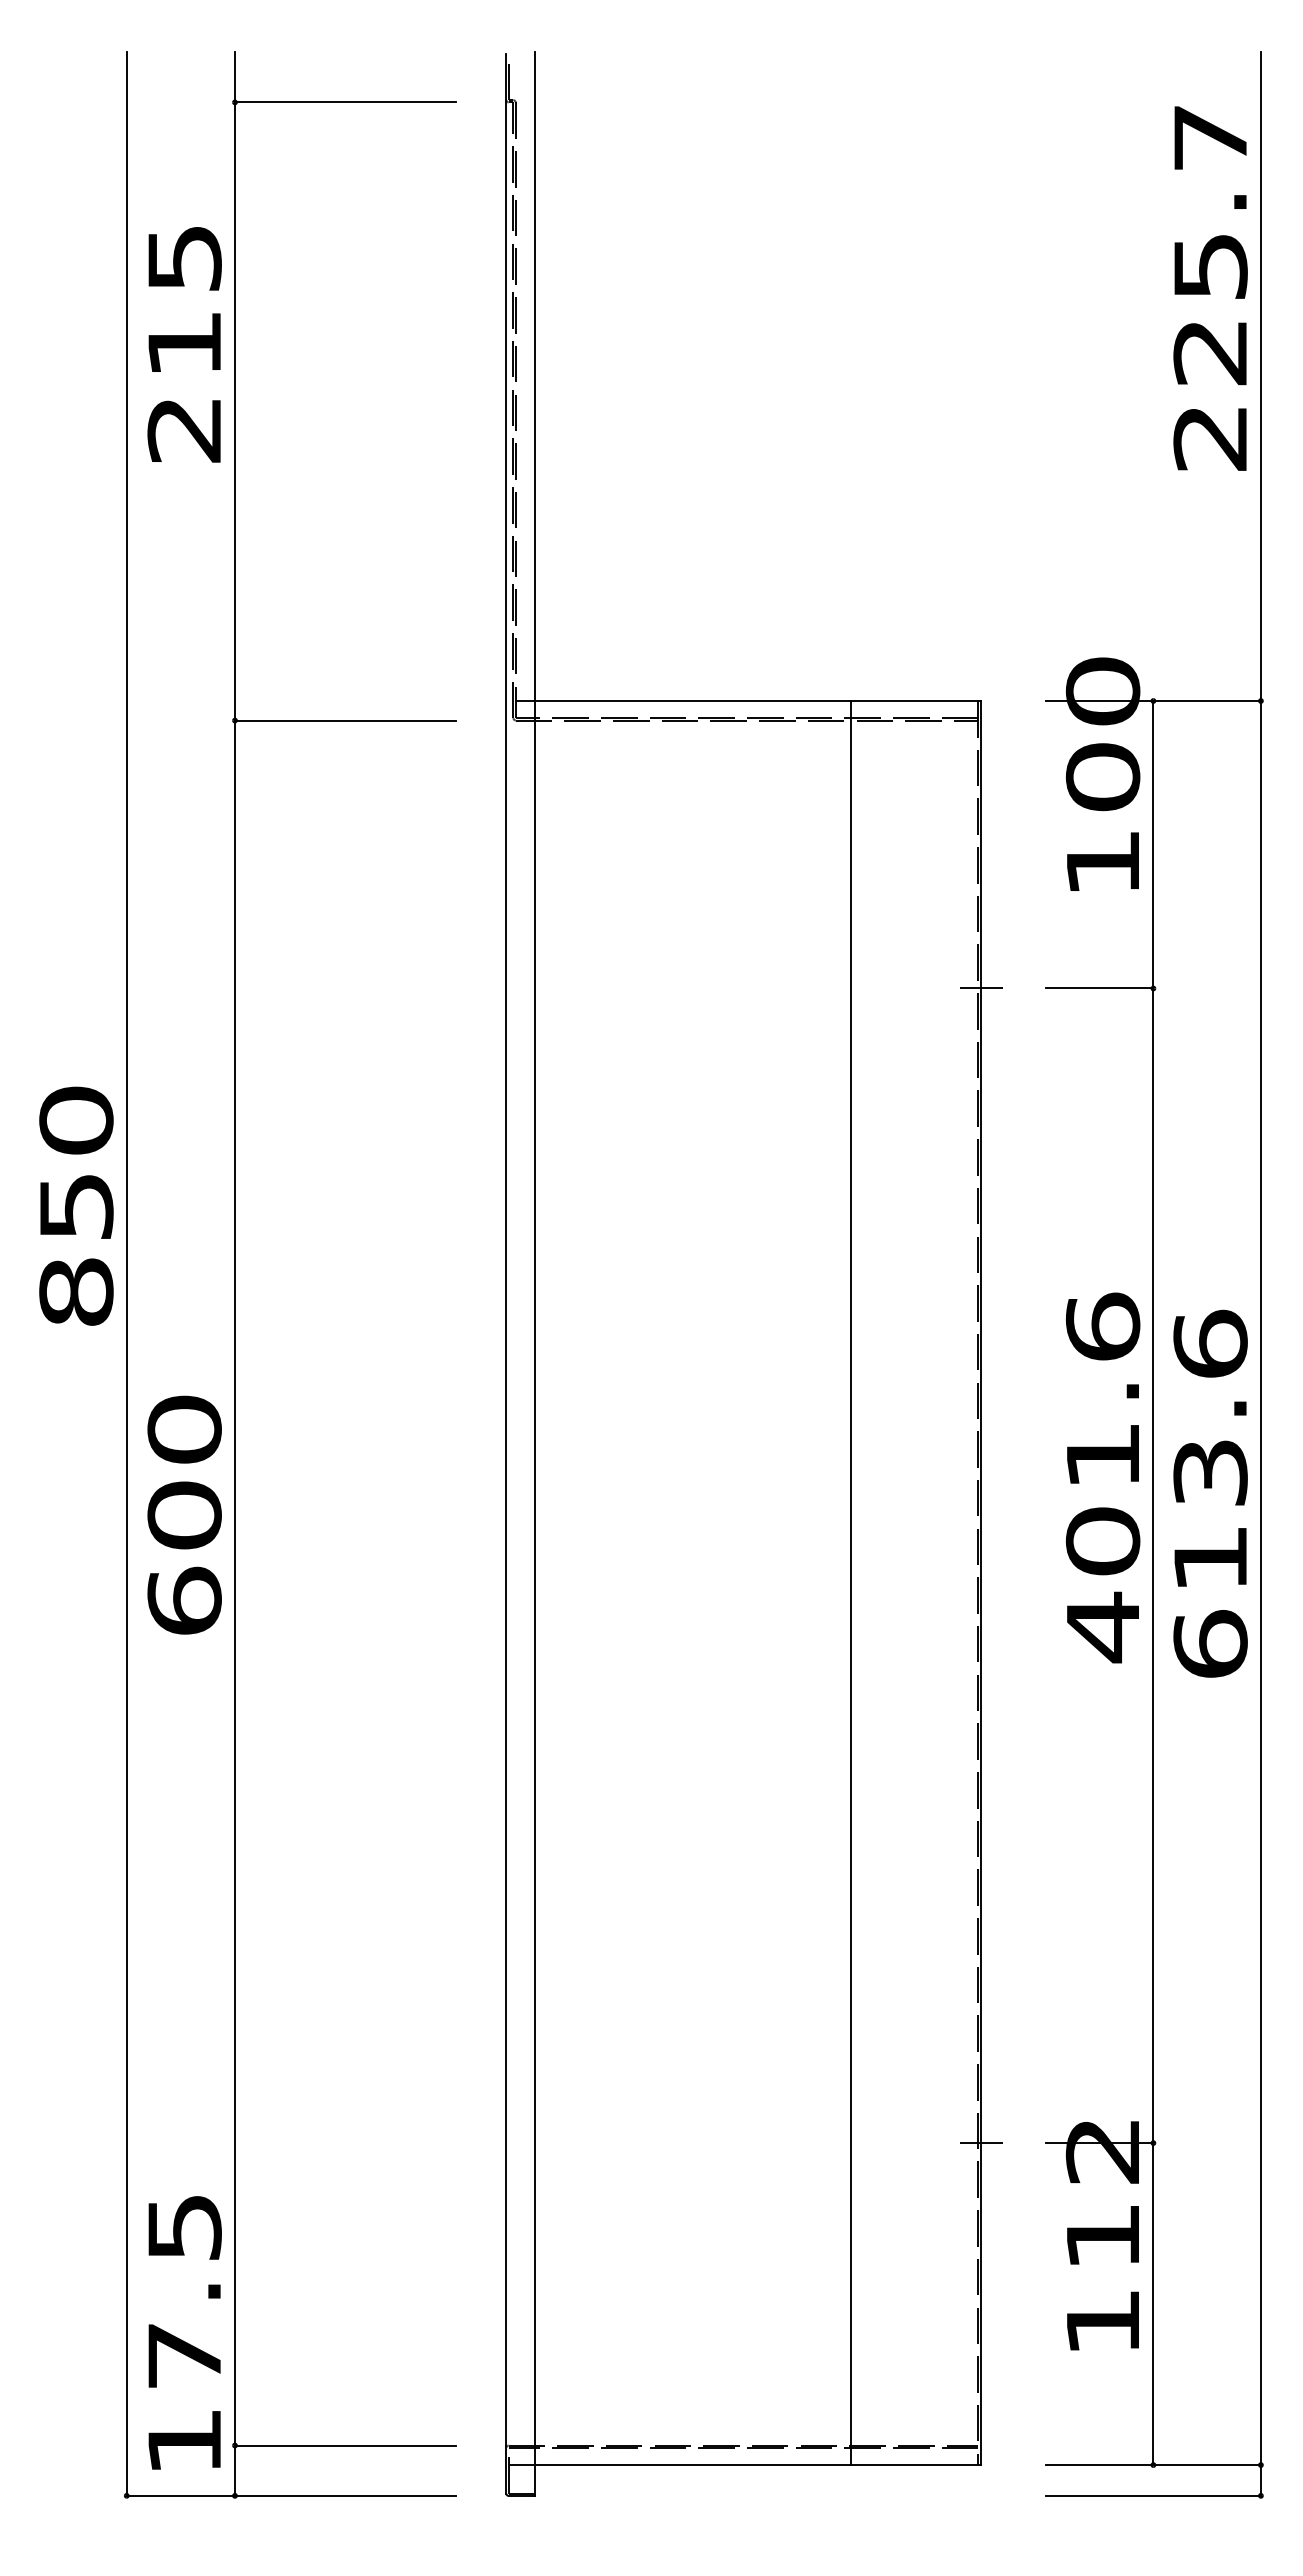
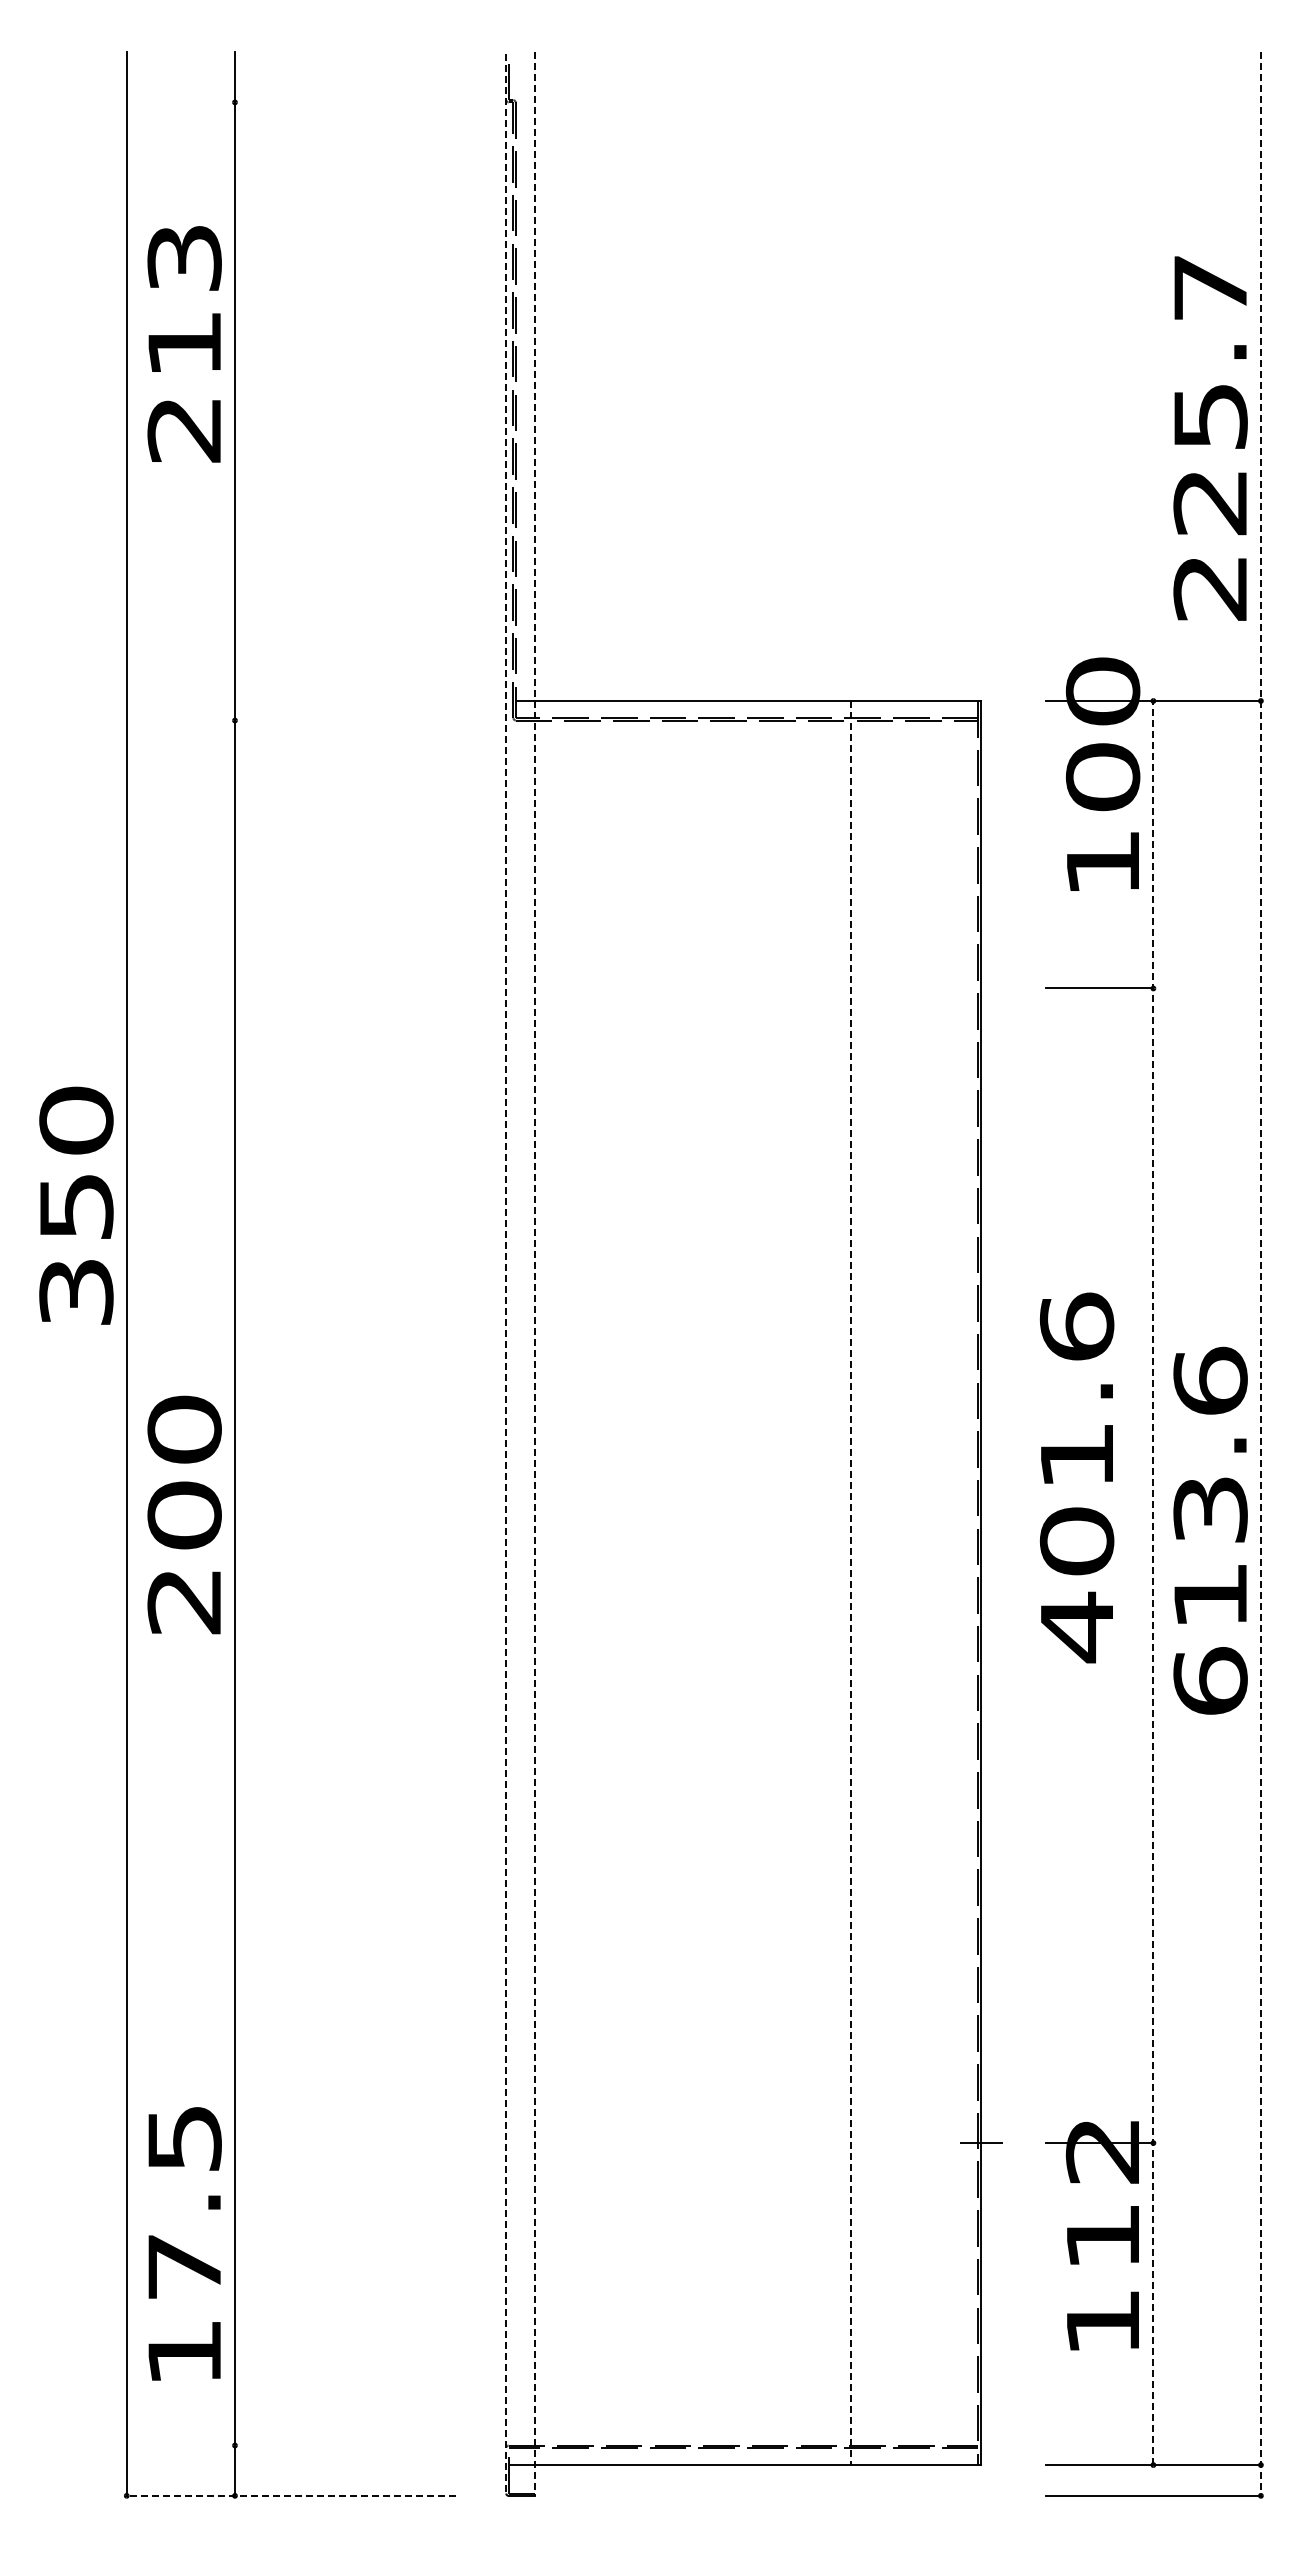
line: present -> none (345, 102)
text: 215 -> 213 (184, 258)
text position: (1210, 288) -> (1210, 438) (1210, 438)
line: present -> none (345, 720)
line: present -> none (981, 988)
line: solid -> dashed (506, 1273)
line: solid -> dashed (534, 1273)
line: solid -> dashed (1260, 1273)
text: 850 -> 350 (76, 1291)
text position: (1102, 1477) -> (1076, 1477) (1076, 1477)
text position: (1210, 1493) -> (1210, 1530) (1210, 1530)
line: solid -> dashed (1153, 1582)
line: solid -> dashed (851, 1583)
text: 600 -> 200 (184, 1600)
text position: (184, 2332) -> (184, 2243) (184, 2243)
line: present -> none (345, 2445)
line: solid -> dashed (291, 2495)
